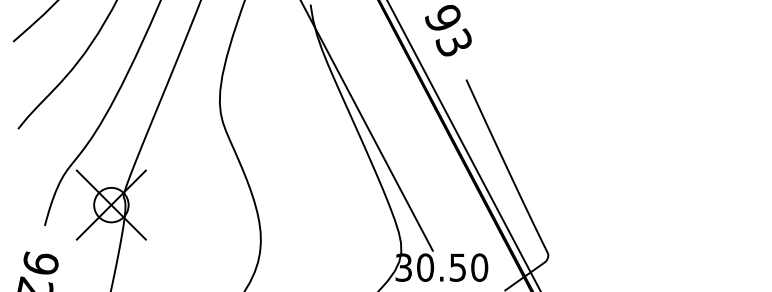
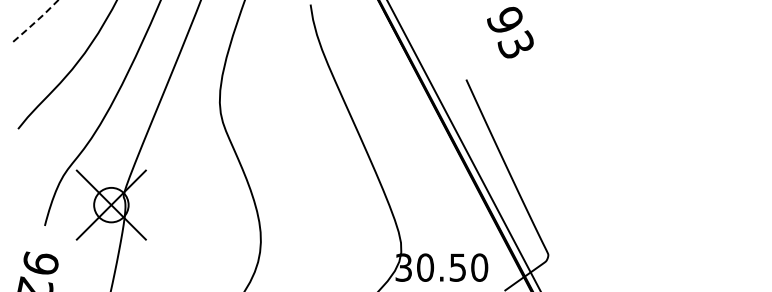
line: solid -> dashed (36, 21)
text position: (448, 30) -> (510, 32) (510, 32)
line: present -> none (366, 126)
